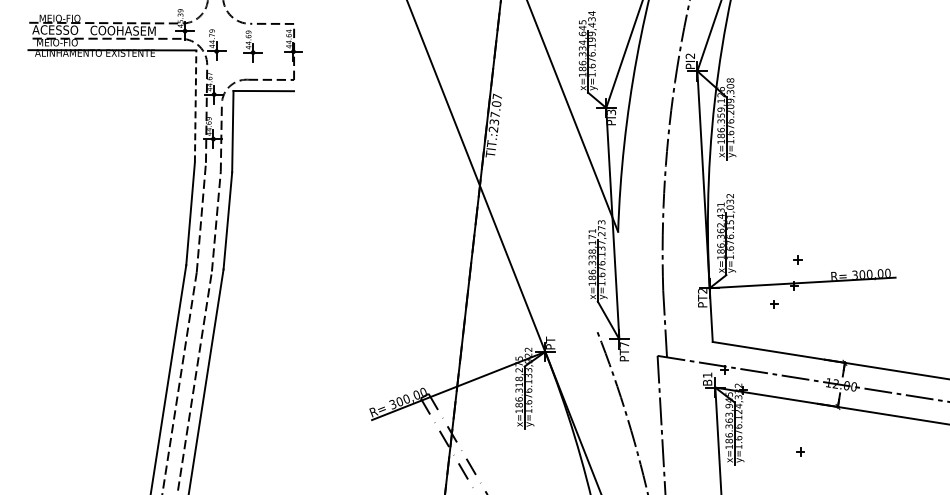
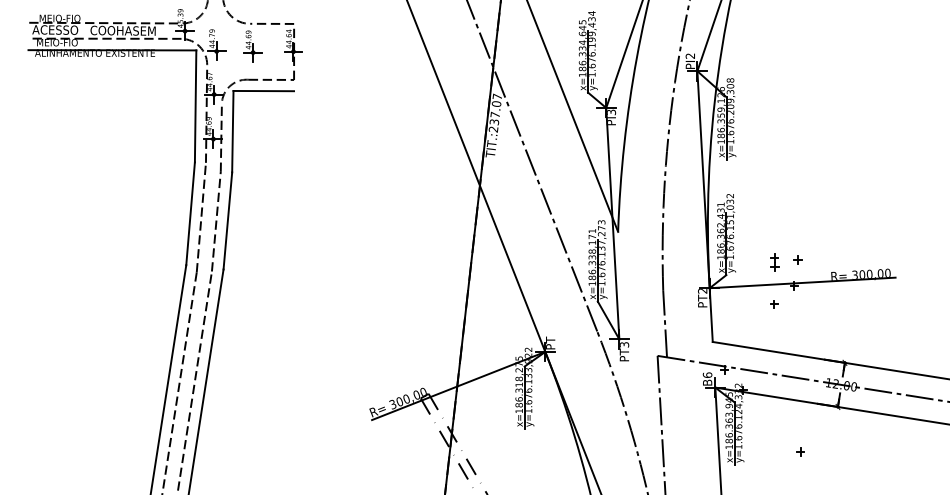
line: dashed -> solid (195, 106)
line: none -> present (532, 166)
part: none -> present (774, 262)
text: PT7 -> PT3 (624, 344)
text: B1 -> B6 (707, 374)
